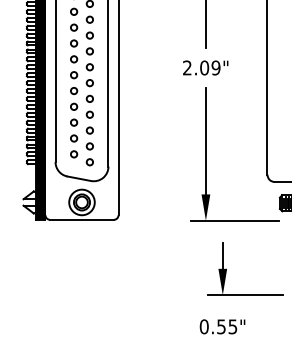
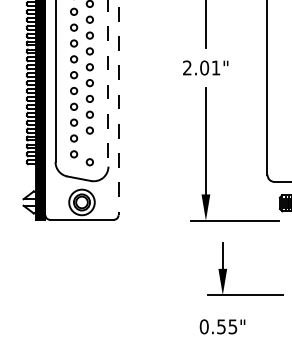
text: 2.09" -> 2.01" (215, 67)
line: solid -> dashed (108, 83)
line: solid -> dashed (118, 108)
circle: present -> none (89, 146)
